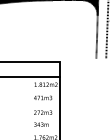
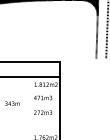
text position: (41, 124) -> (12, 103) (12, 103)
